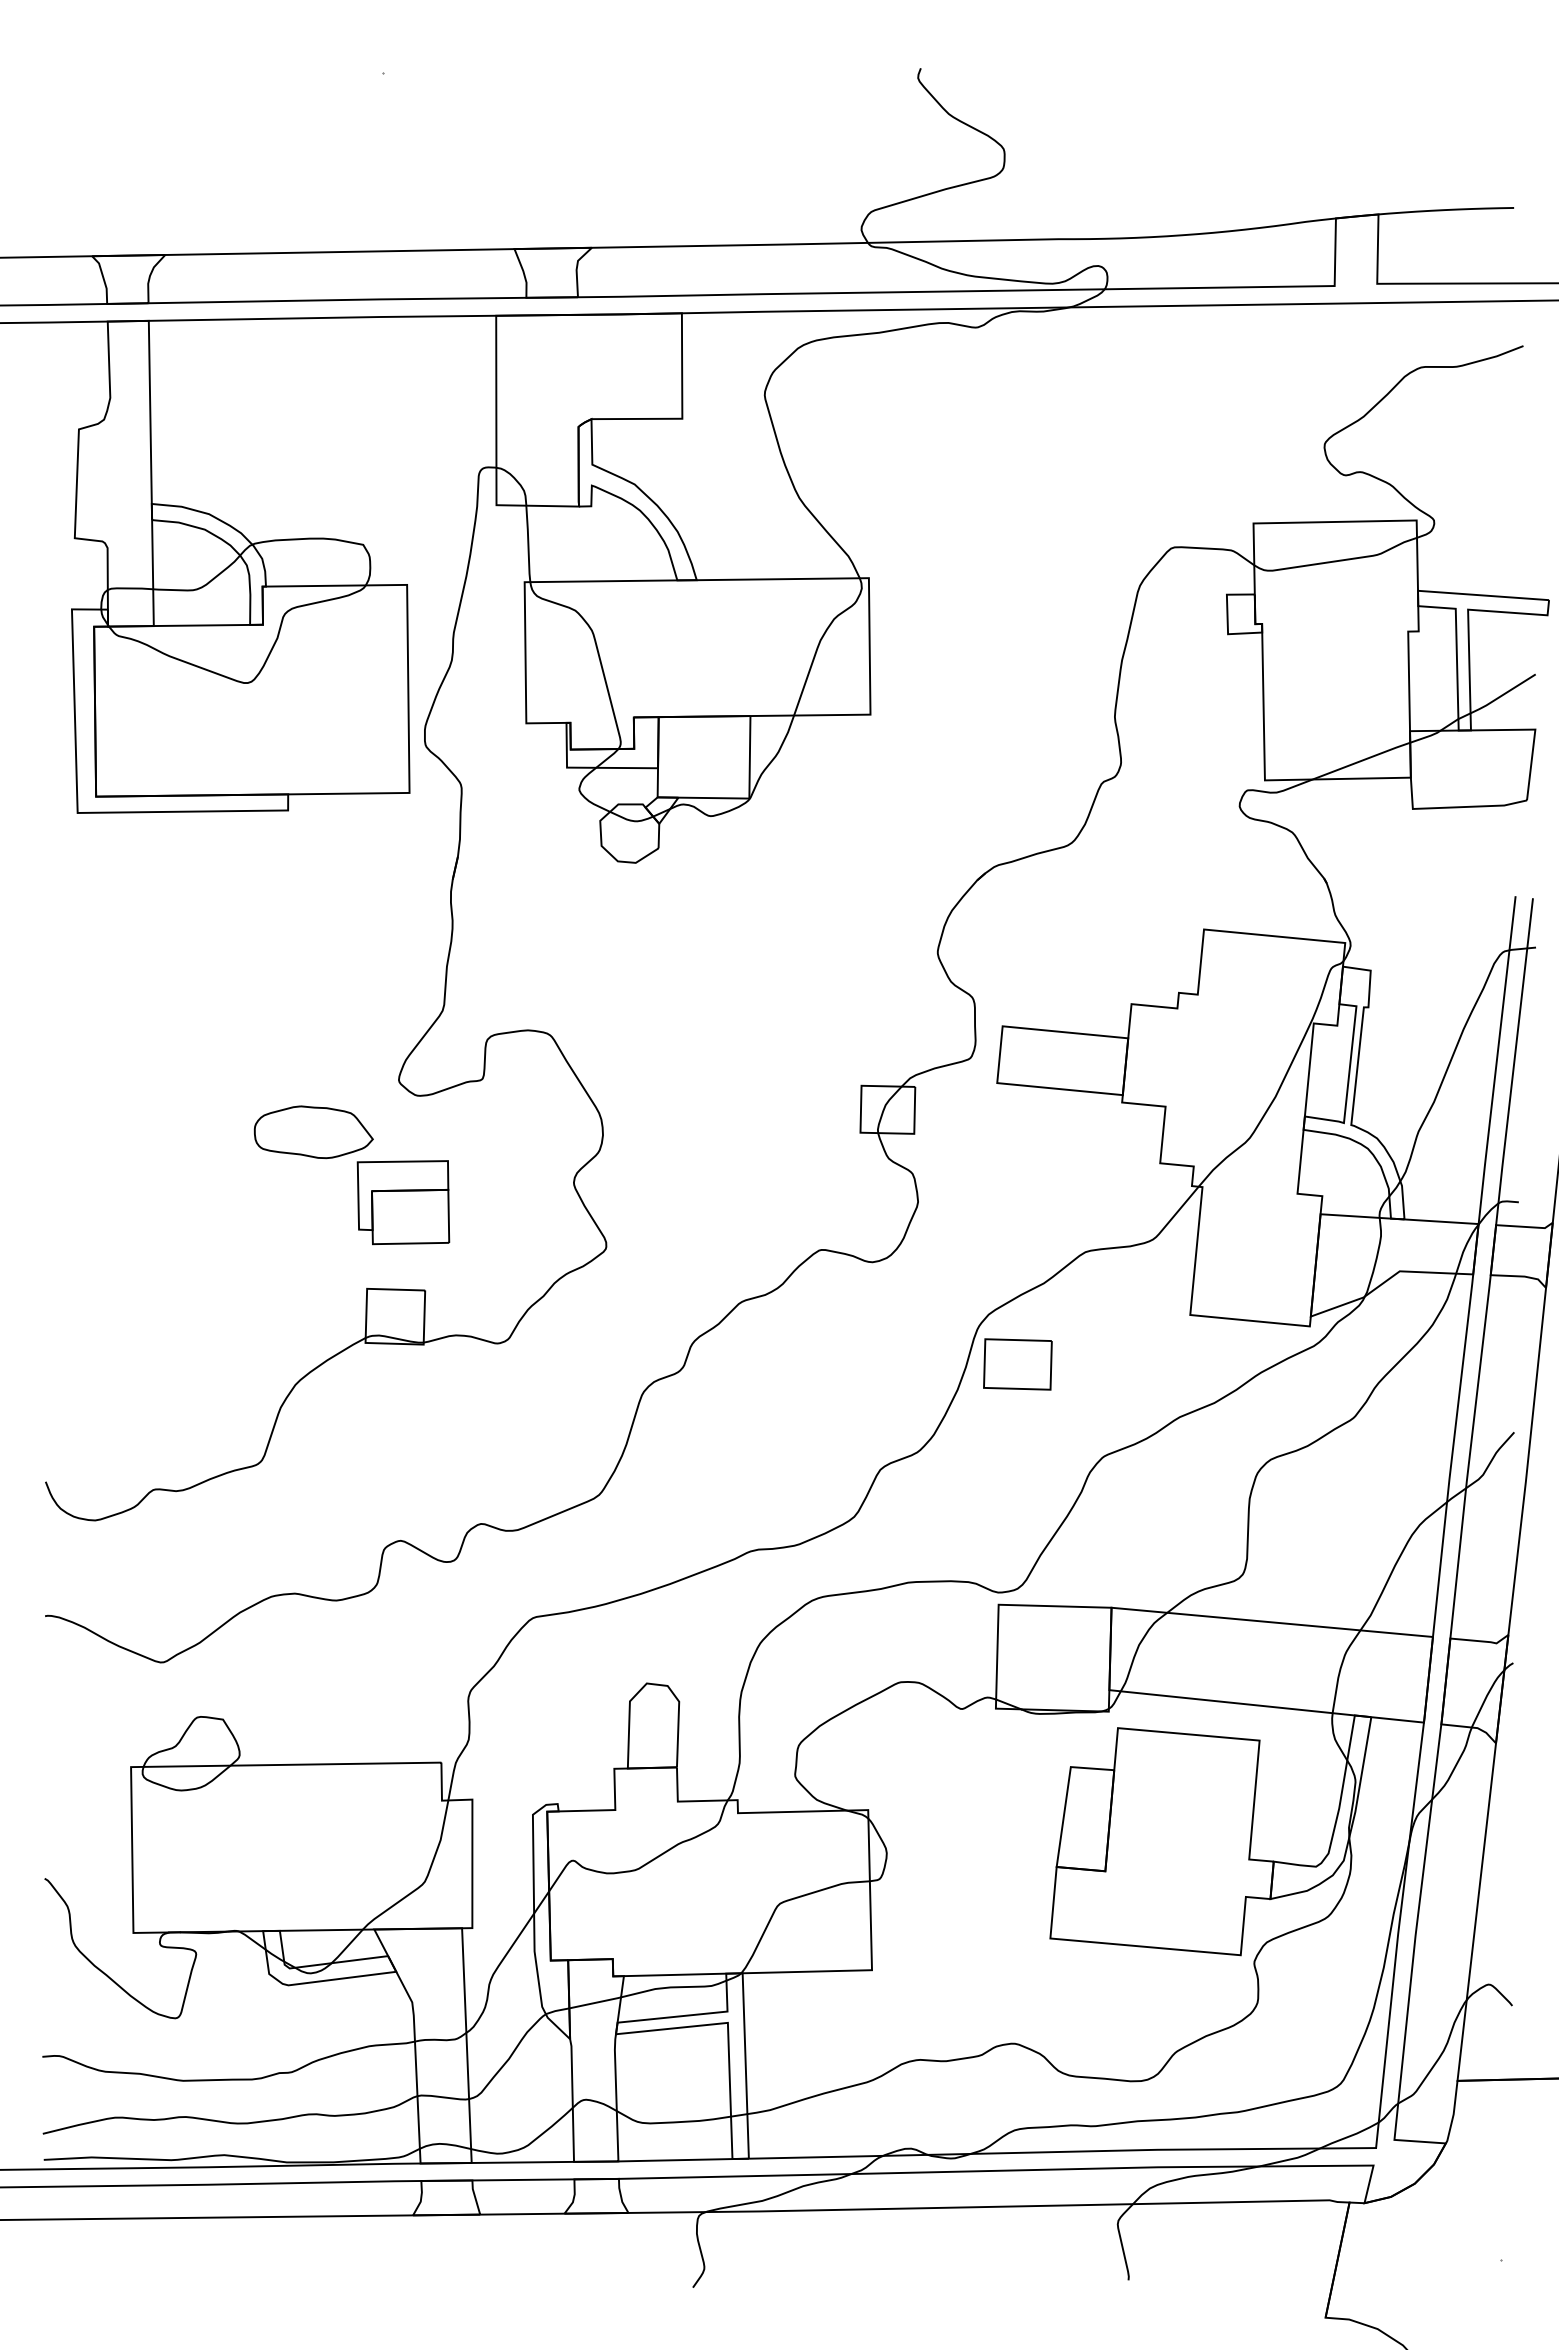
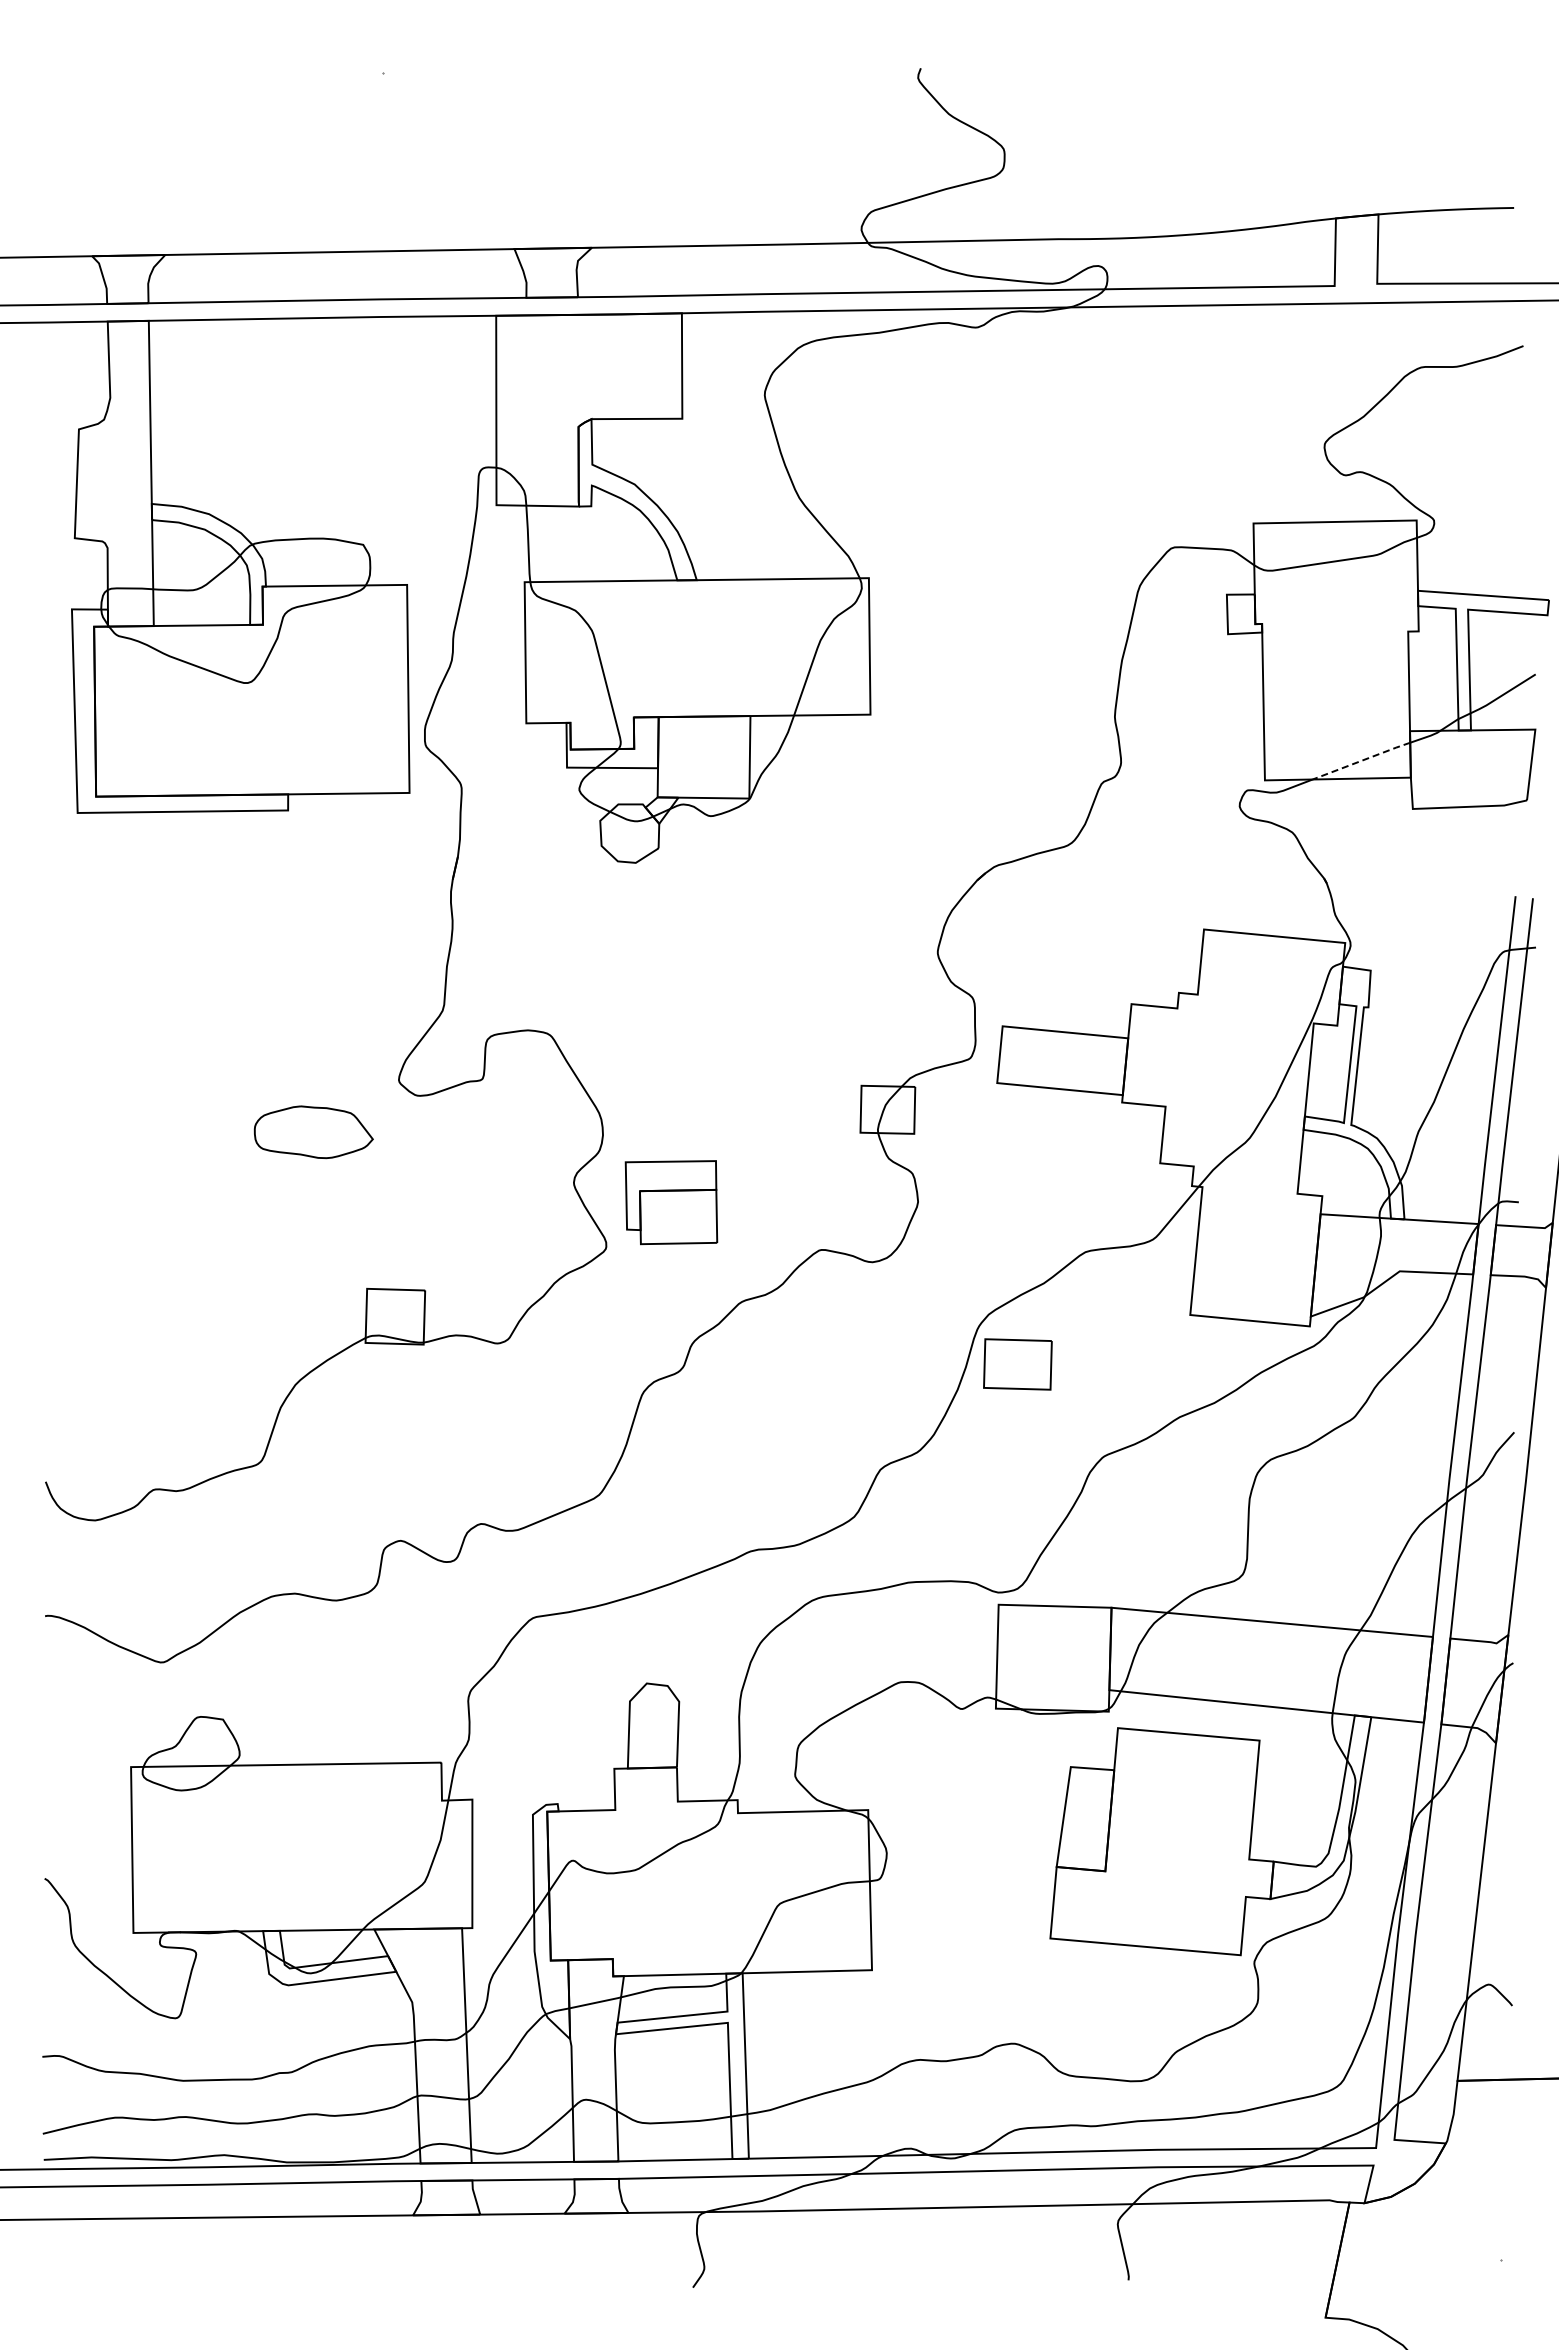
line: solid -> dashed (1361, 760)
part position: (403, 1202) -> (671, 1202) (671, 1202)
